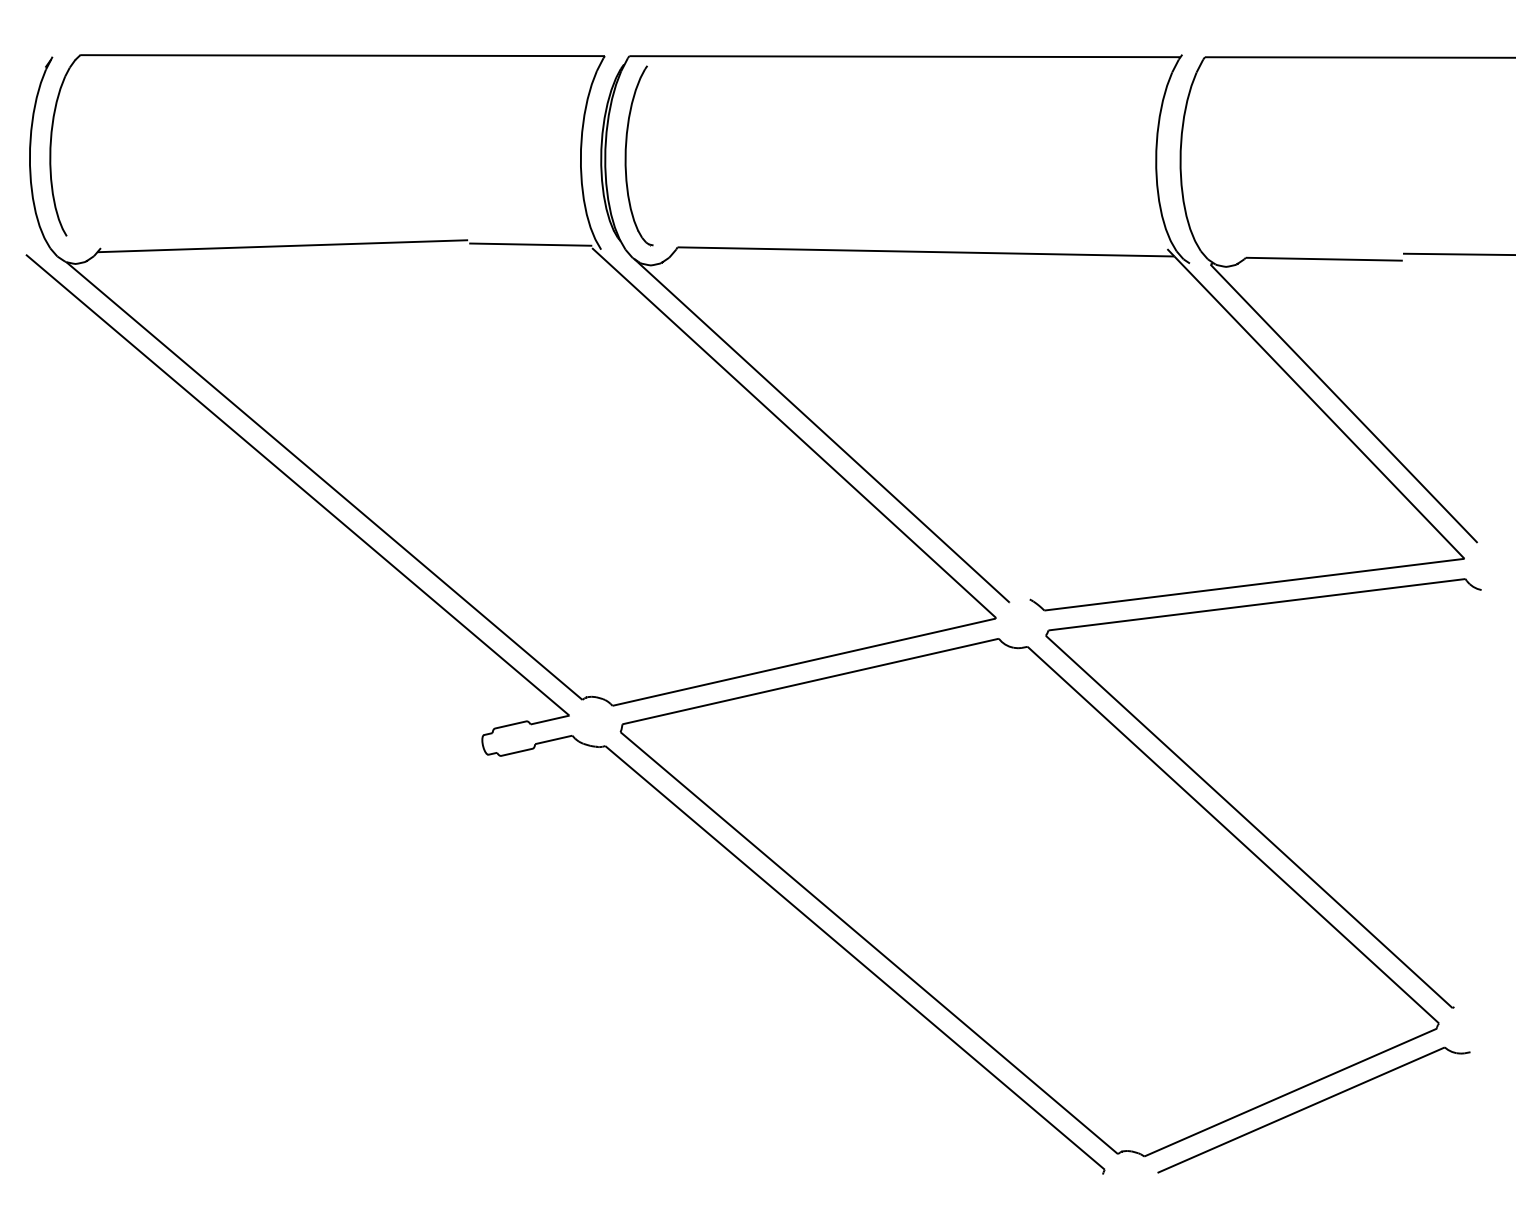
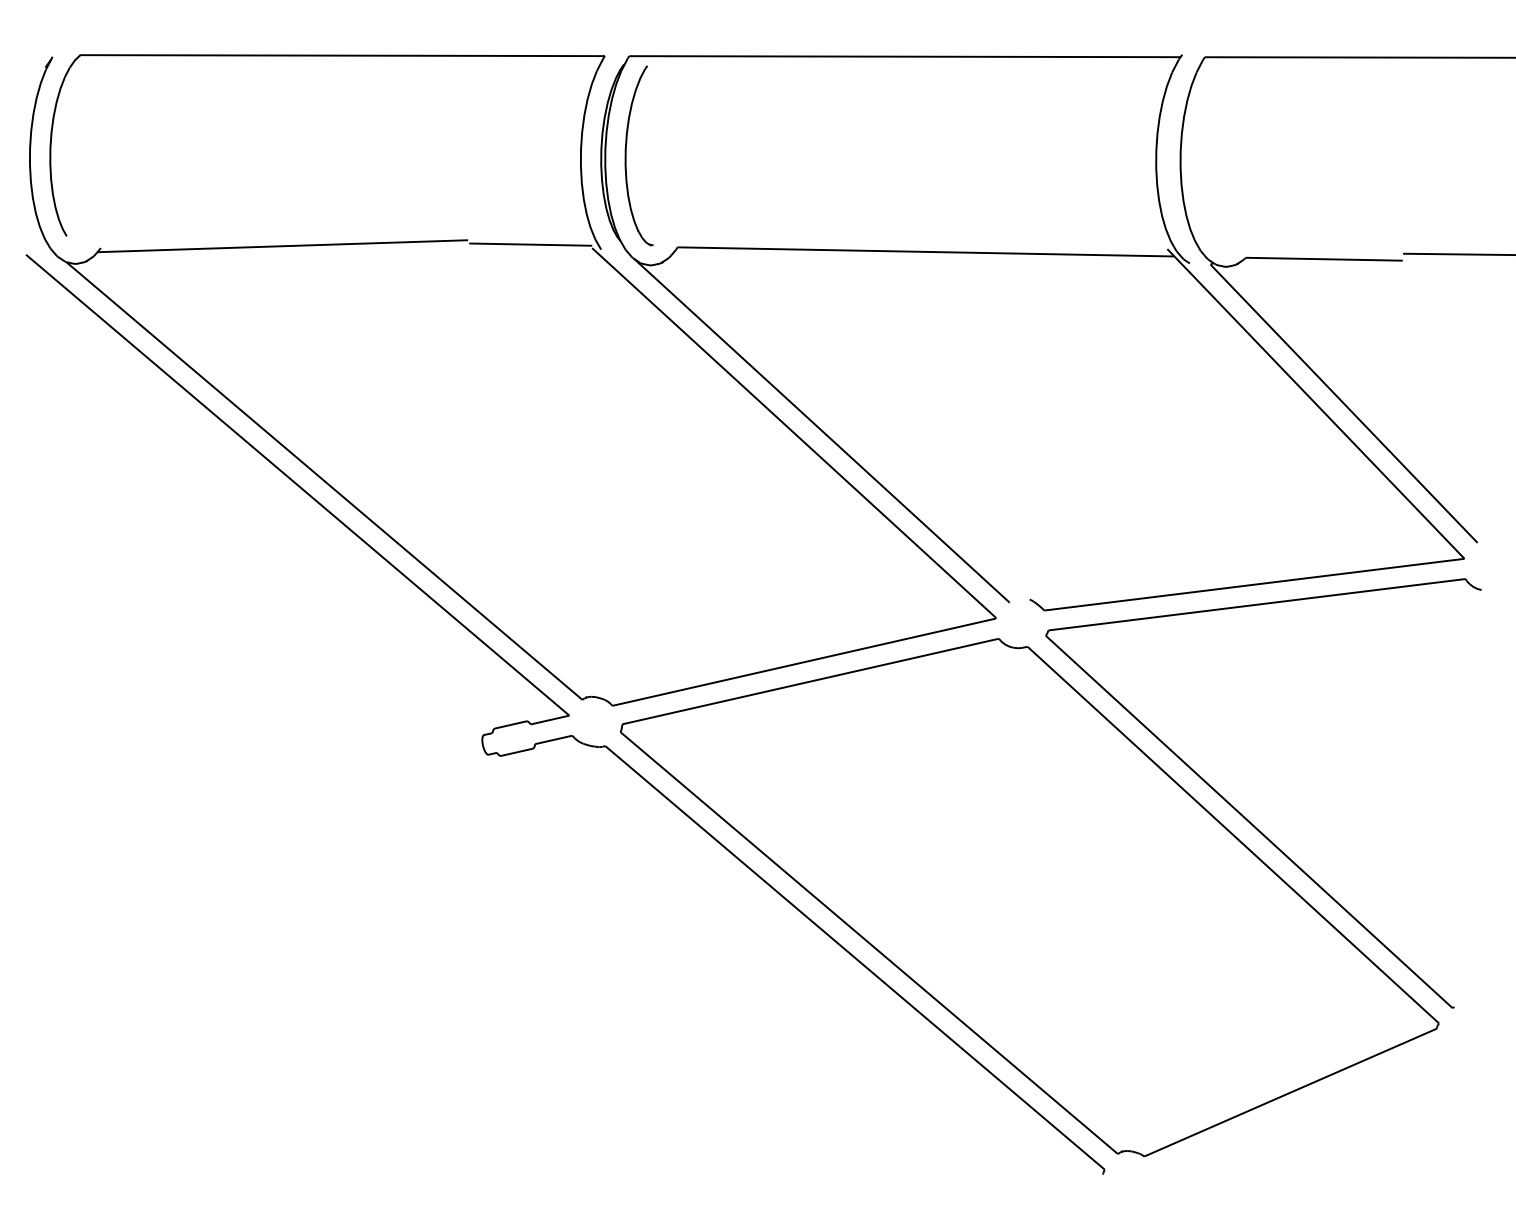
part: present -> none (1313, 1109)
